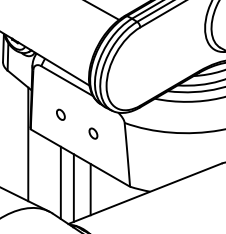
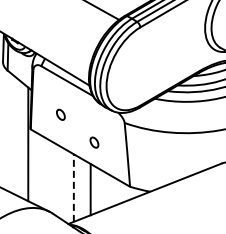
part position: (93, 133) -> (94, 142) (94, 142)
line: present -> none (60, 182)
line: solid -> dashed (73, 188)
